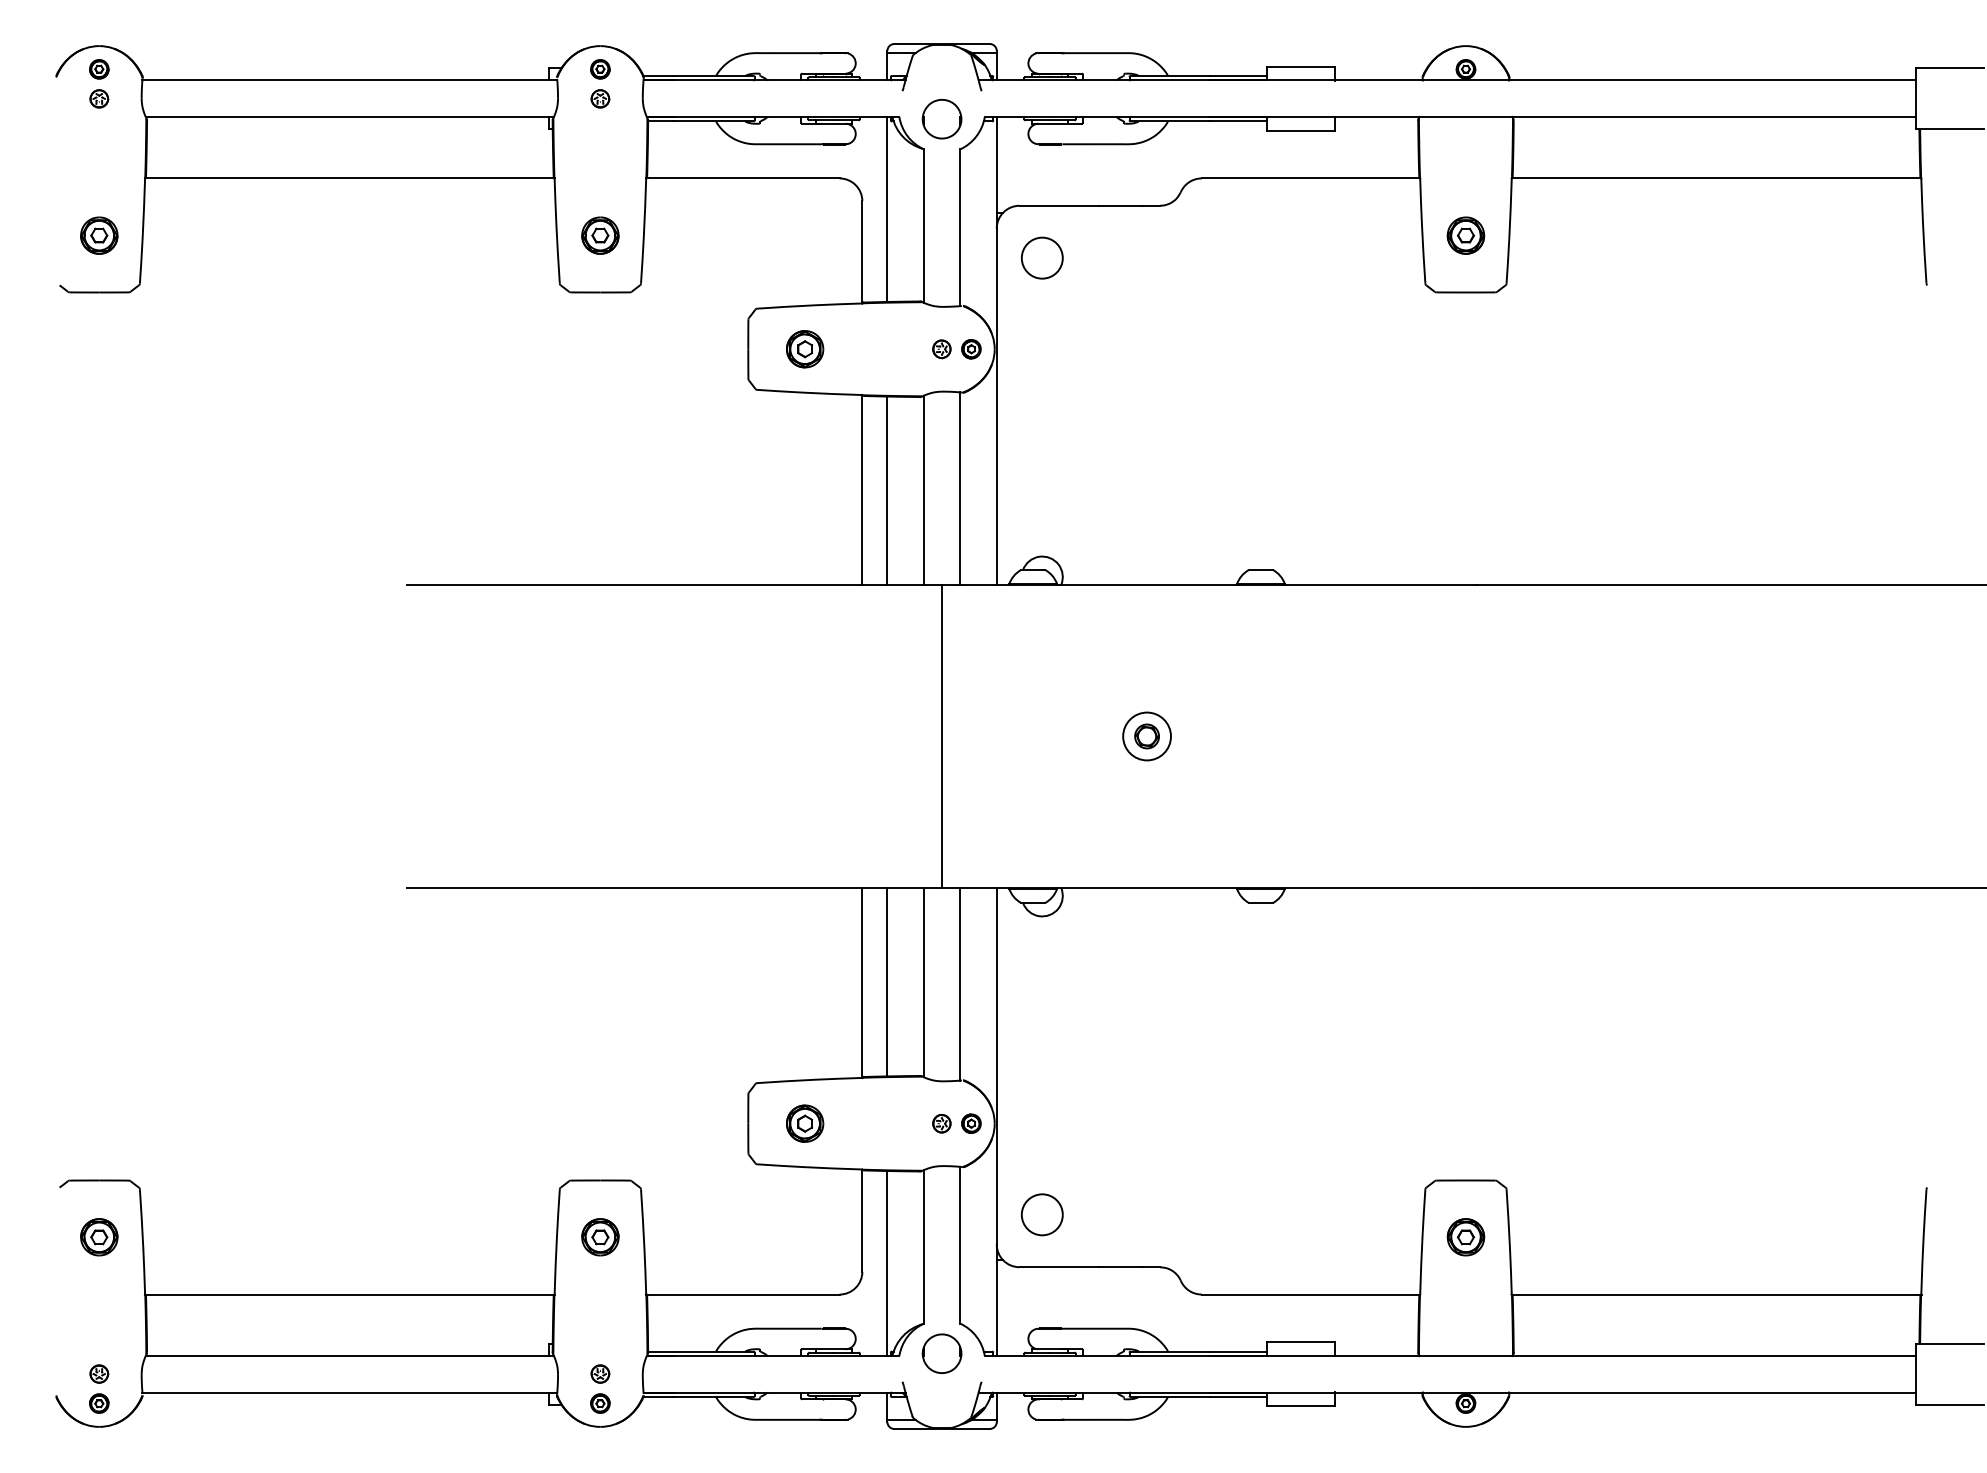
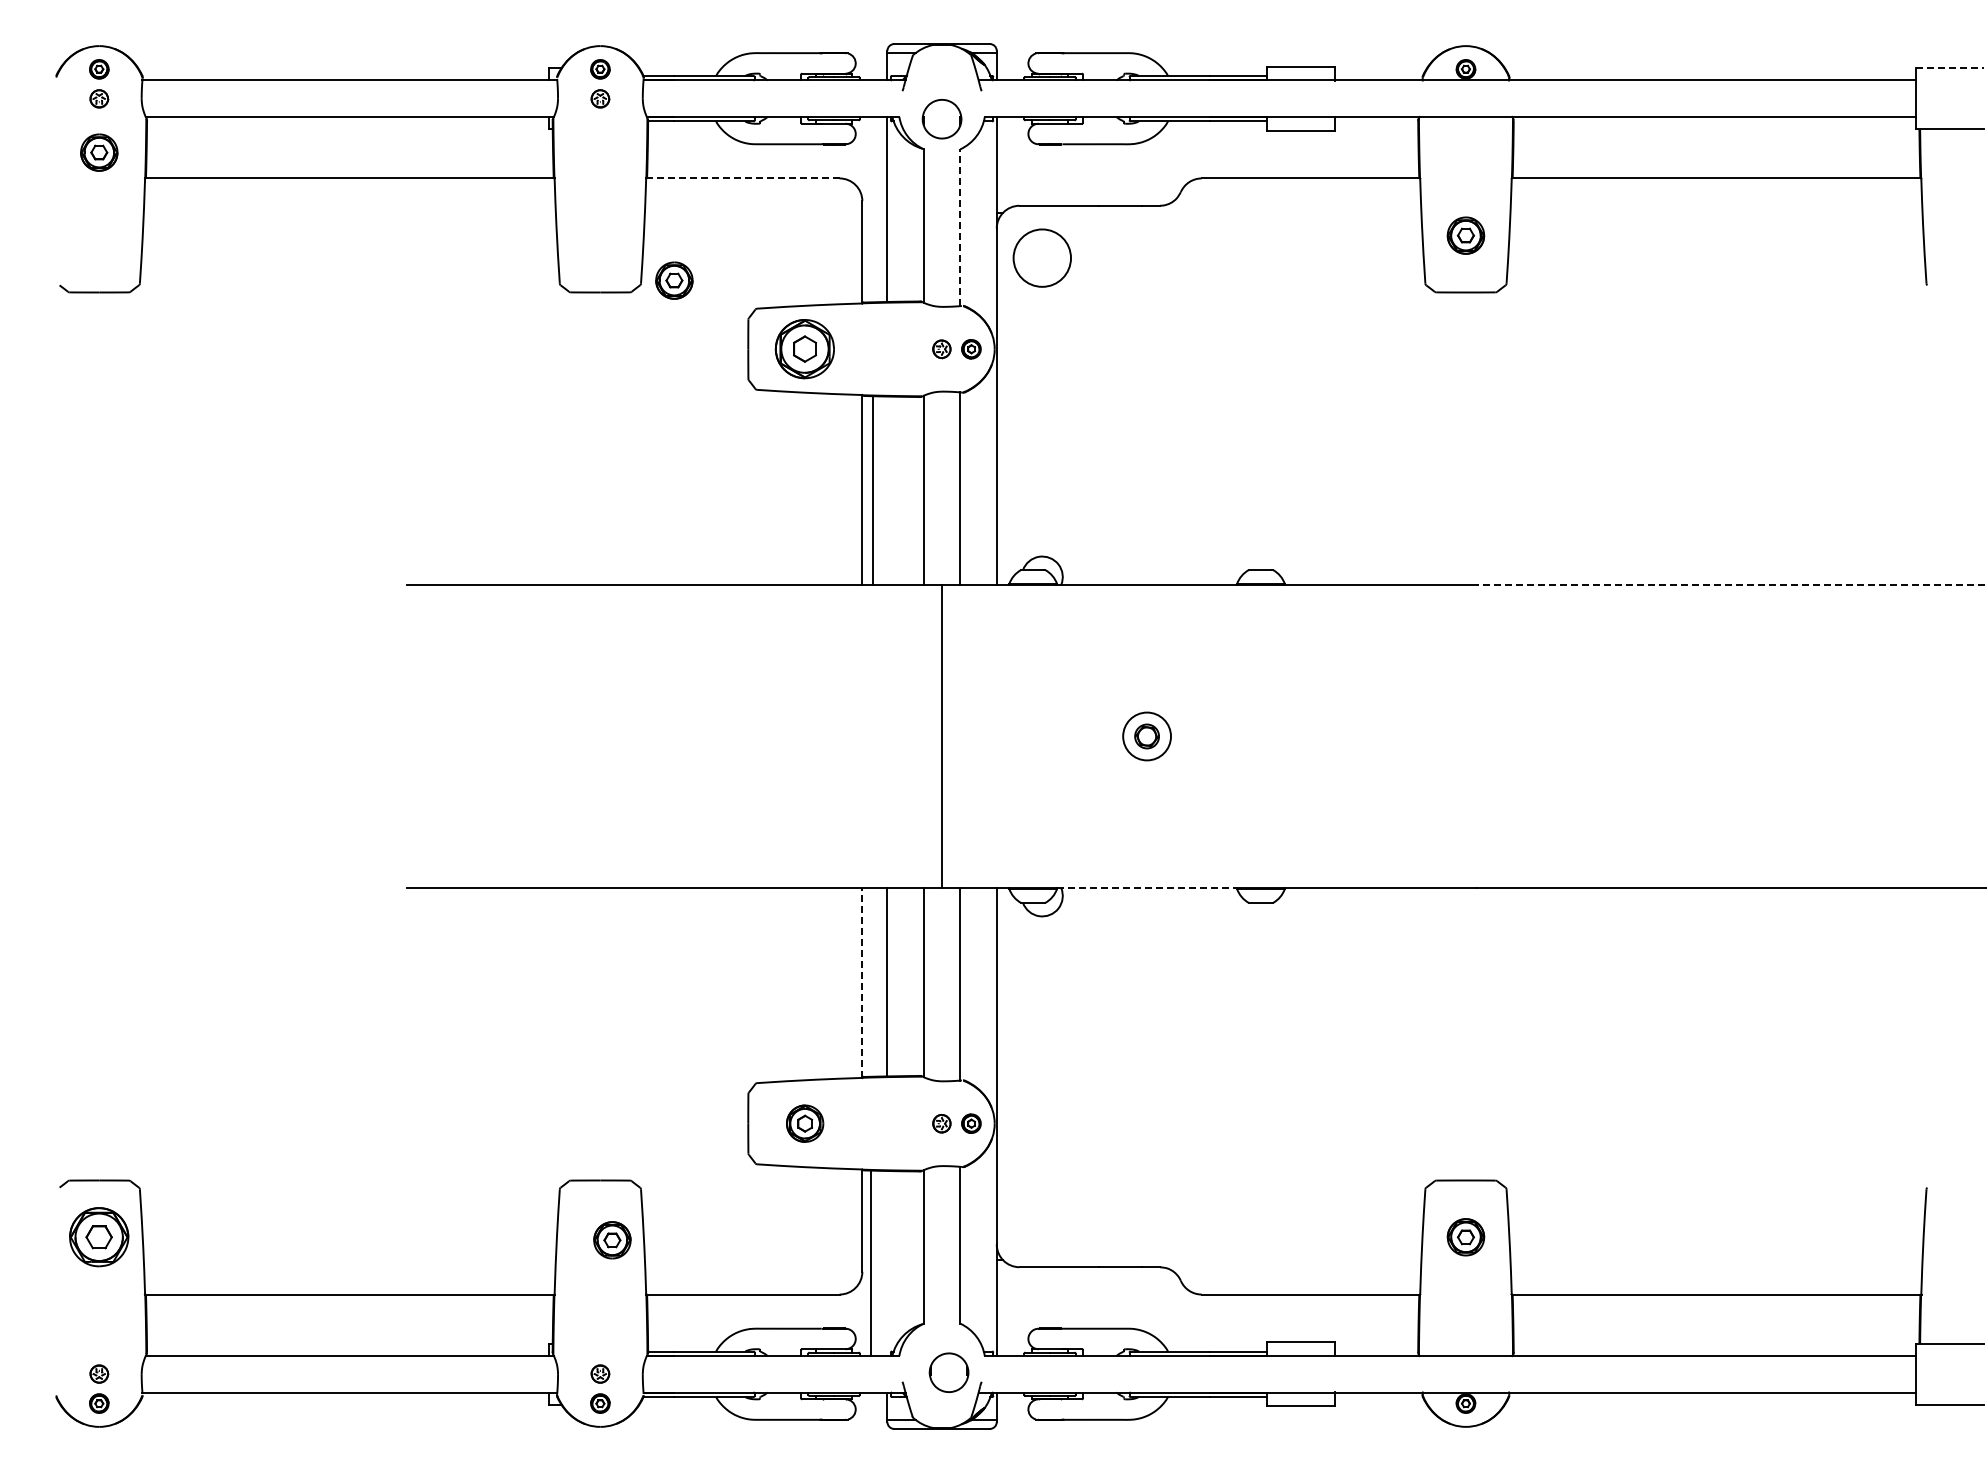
line: solid -> dashed (1950, 67)
line: solid -> dashed (742, 178)
line: solid -> dashed (960, 227)
part position: (99, 235) -> (99, 152) (99, 152)
part position: (600, 235) -> (674, 280) (674, 280)
circle diameter: 41 px -> 57 px (1042, 257)
part size: 39x39 px -> 61x61 px (804, 349)
line position: (887, 490) -> (873, 490) (873, 490)
line: solid -> dashed (1731, 585)
line: solid -> dashed (1147, 887)
line: solid -> dashed (862, 982)
circle: present -> none (1041, 1214)
part size: 39x39 px -> 61x61 px (99, 1237)
part position: (600, 1237) -> (612, 1240) (612, 1240)
line position: (887, 1263) -> (871, 1263) (871, 1263)
part position: (941, 1353) -> (948, 1372) (948, 1372)
